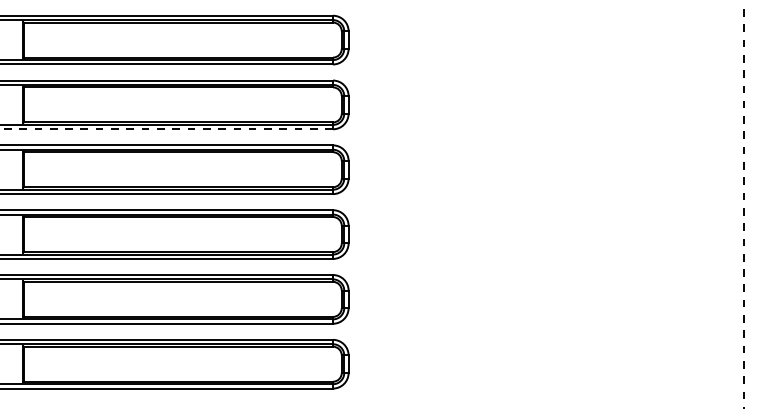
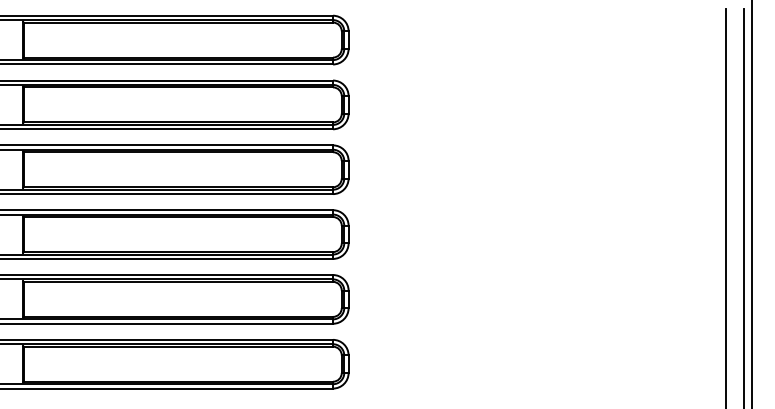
line: dashed -> solid (166, 129)
line: none -> present (751, 203)
line: none -> present (726, 206)
line: dashed -> solid (743, 208)
